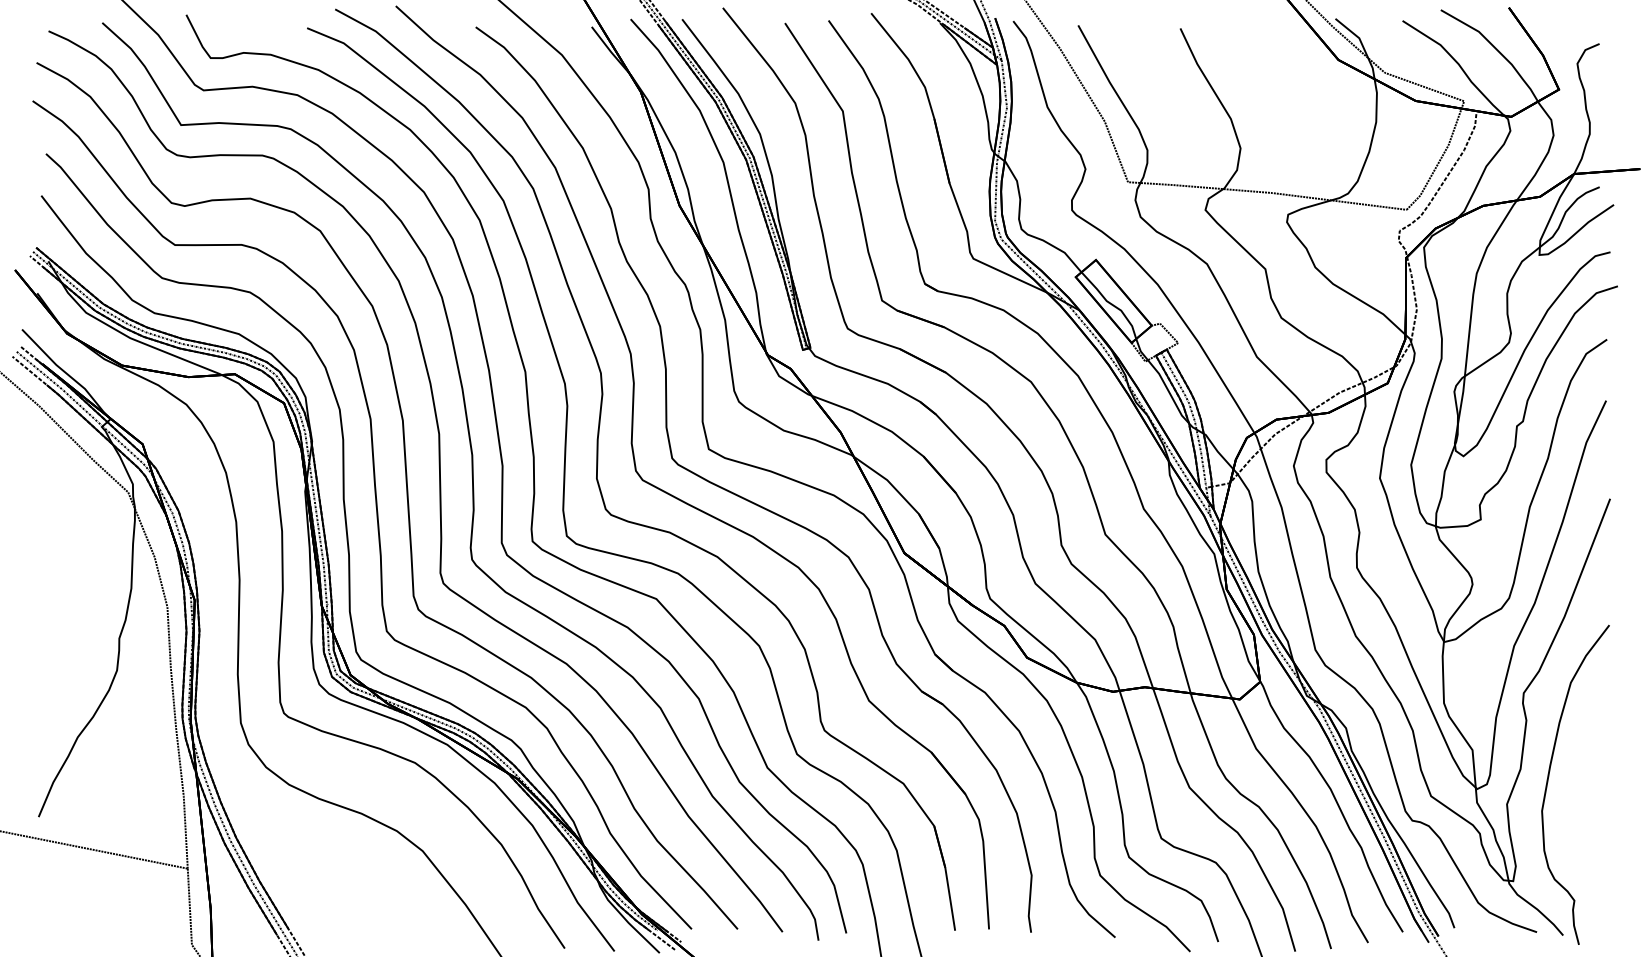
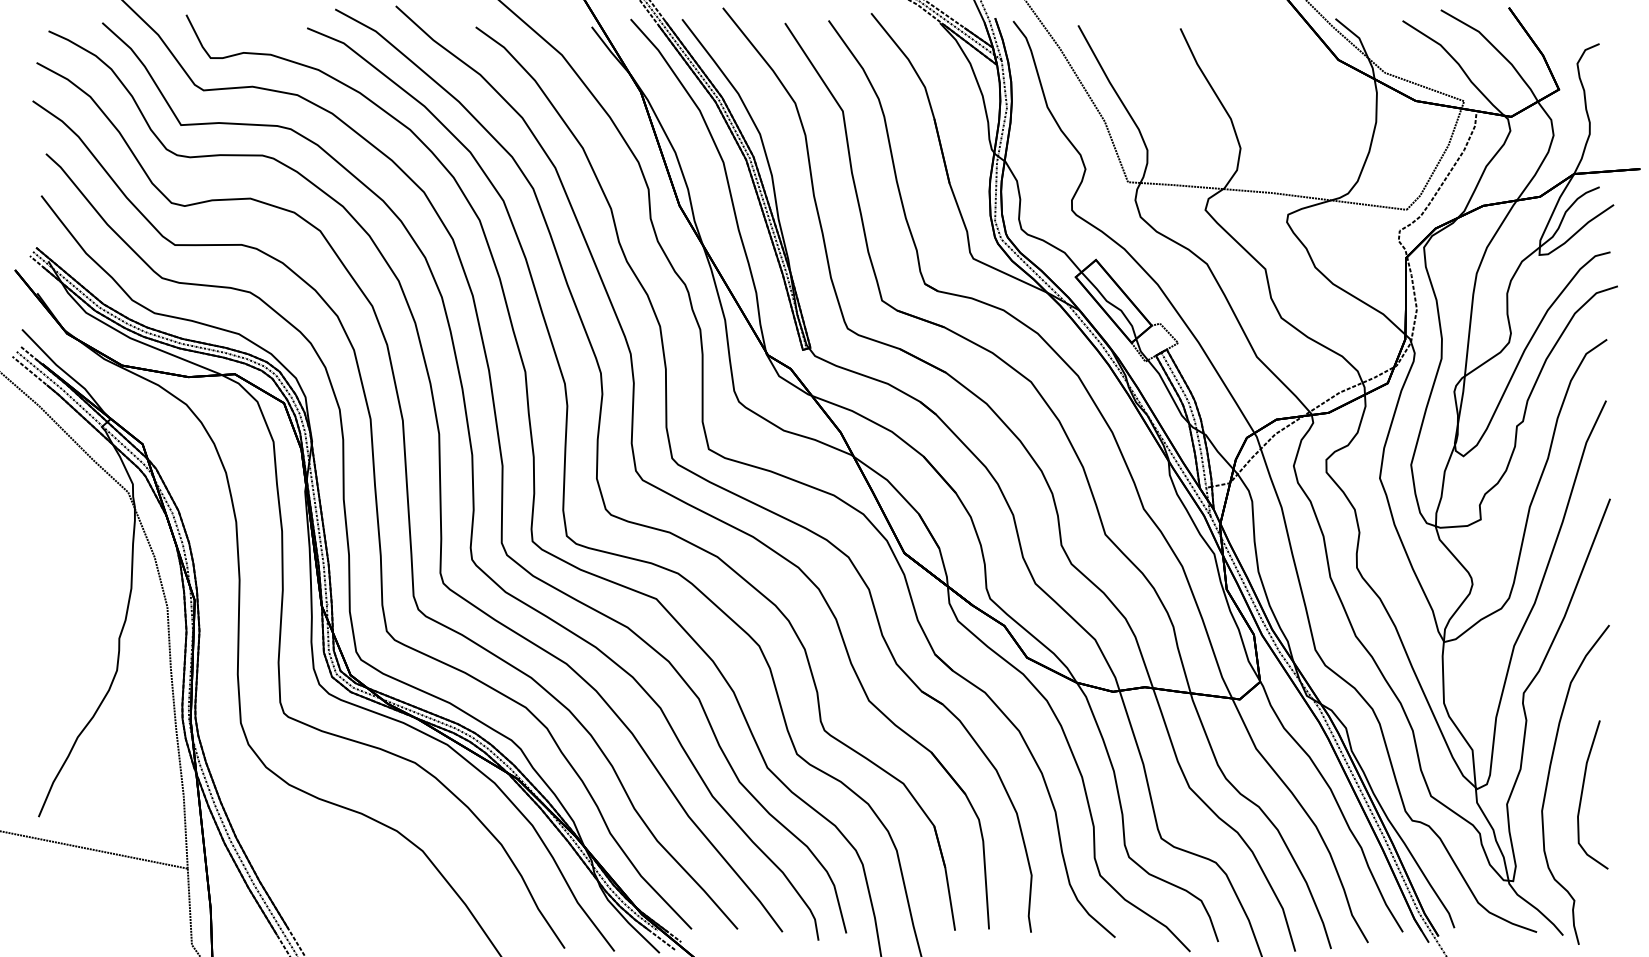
curve: none -> present (1583, 791)
